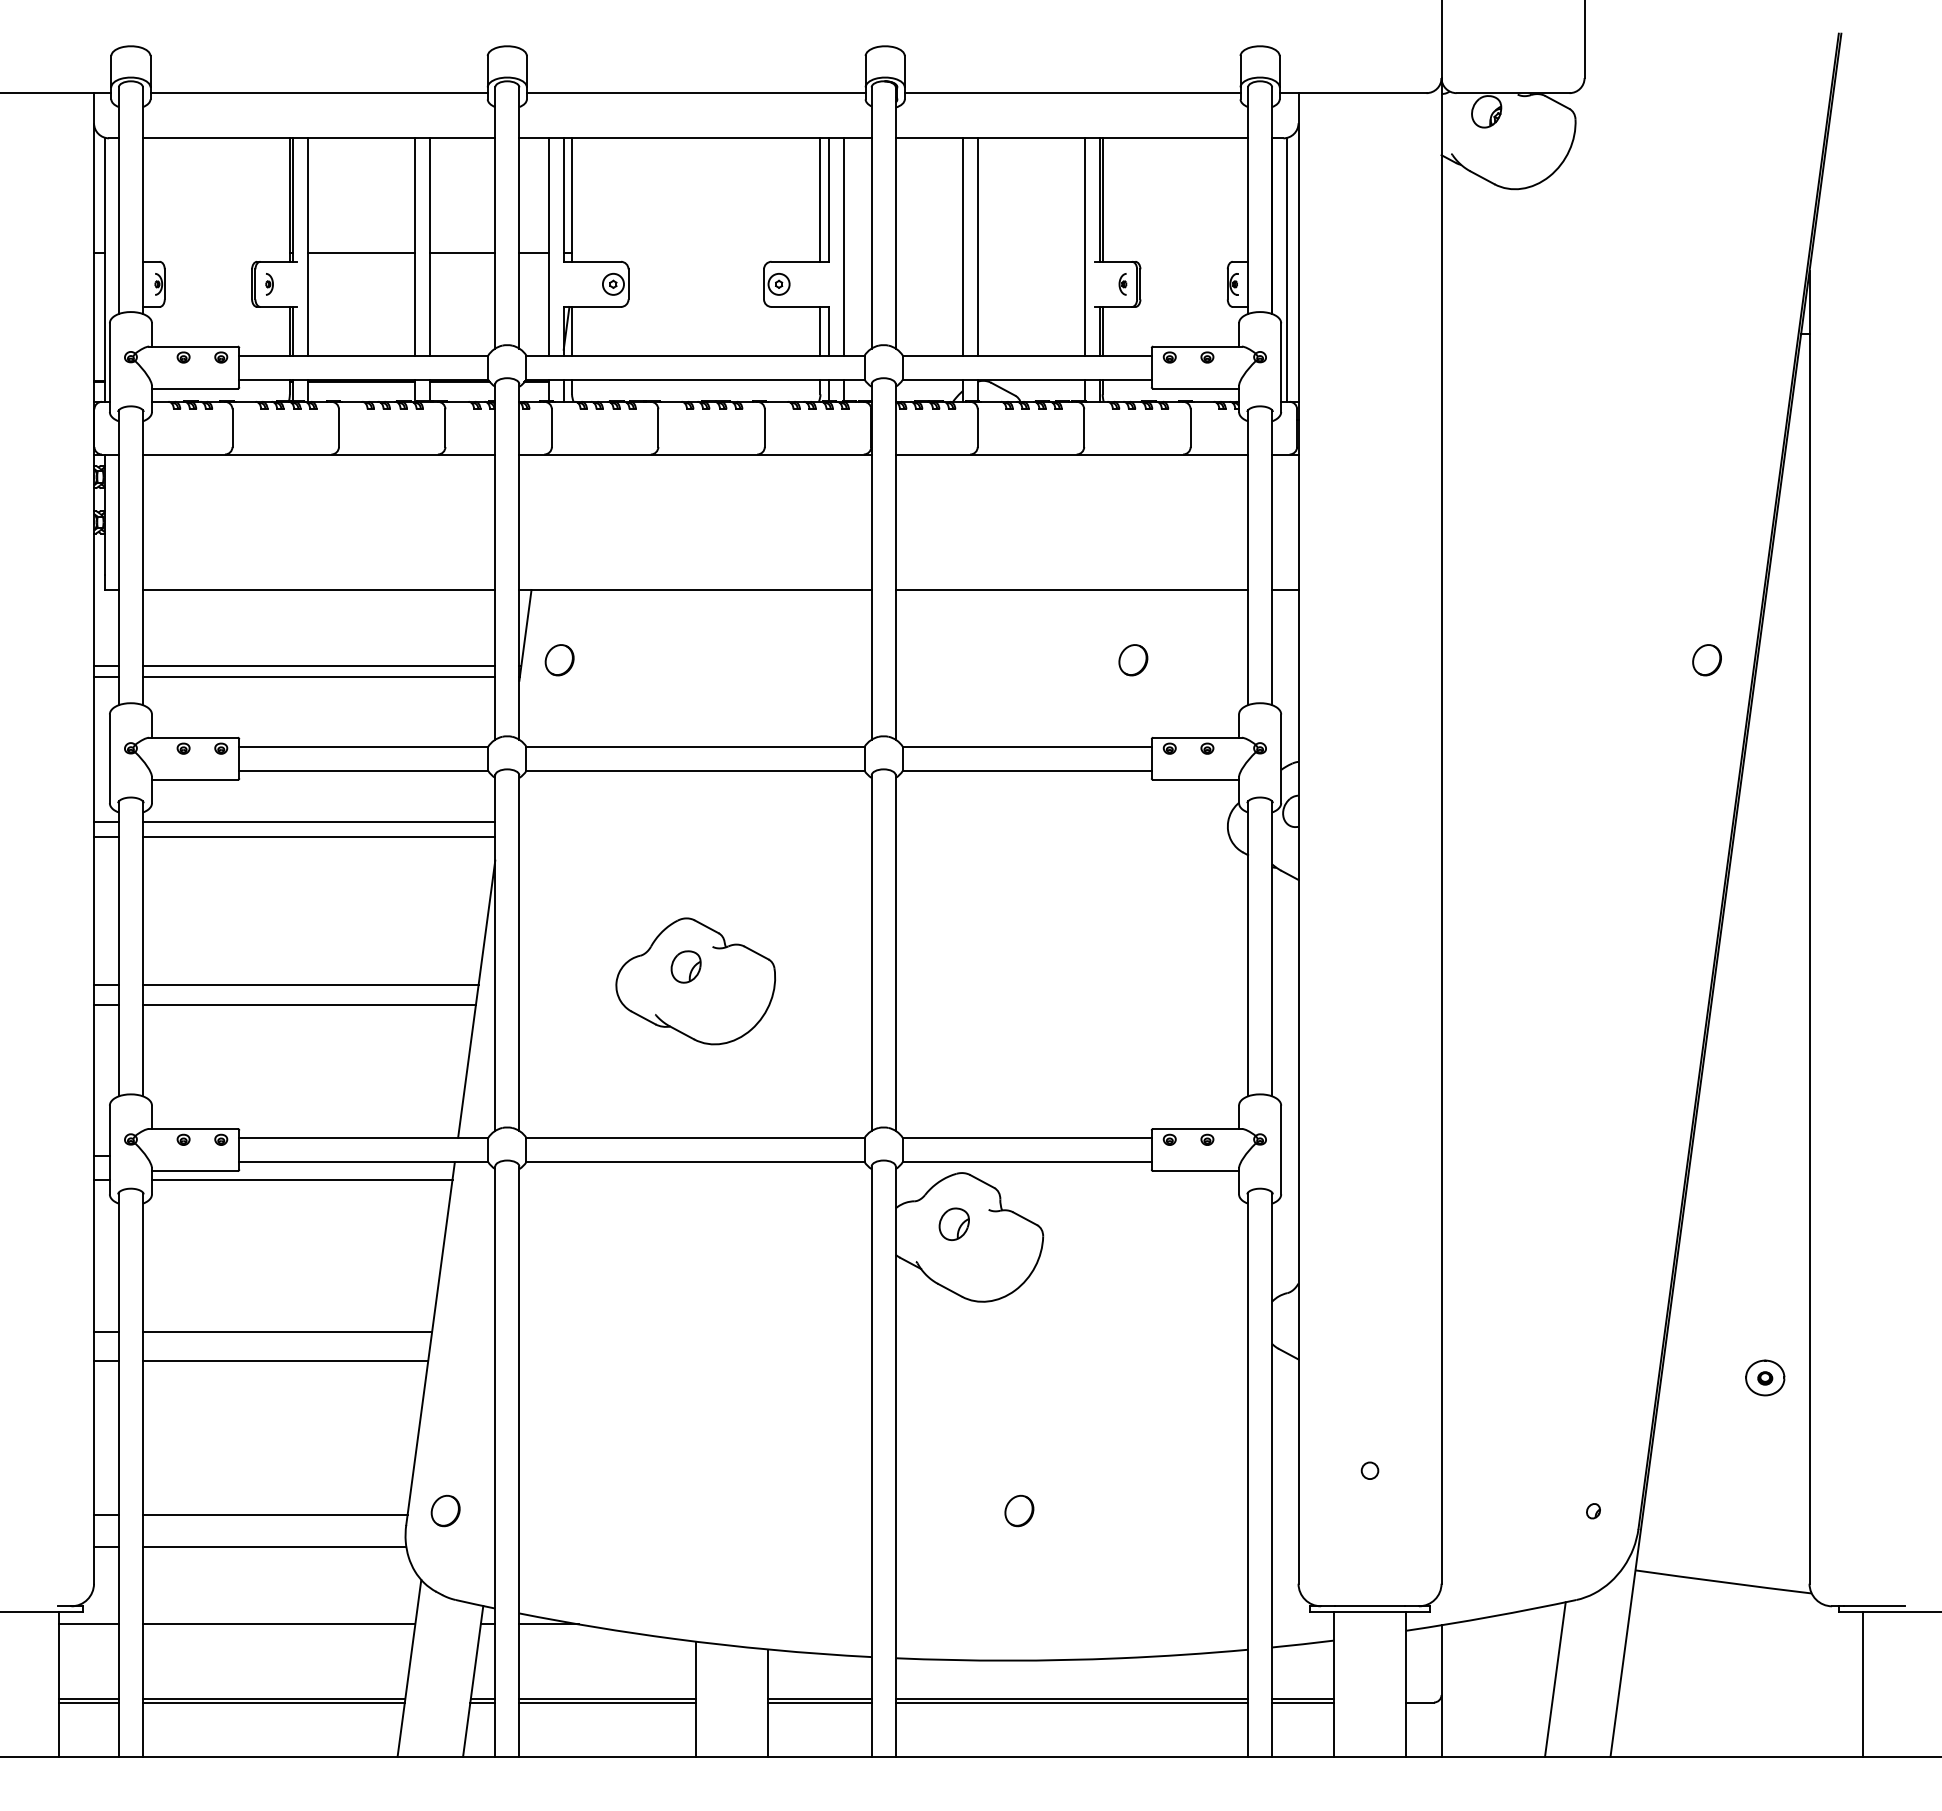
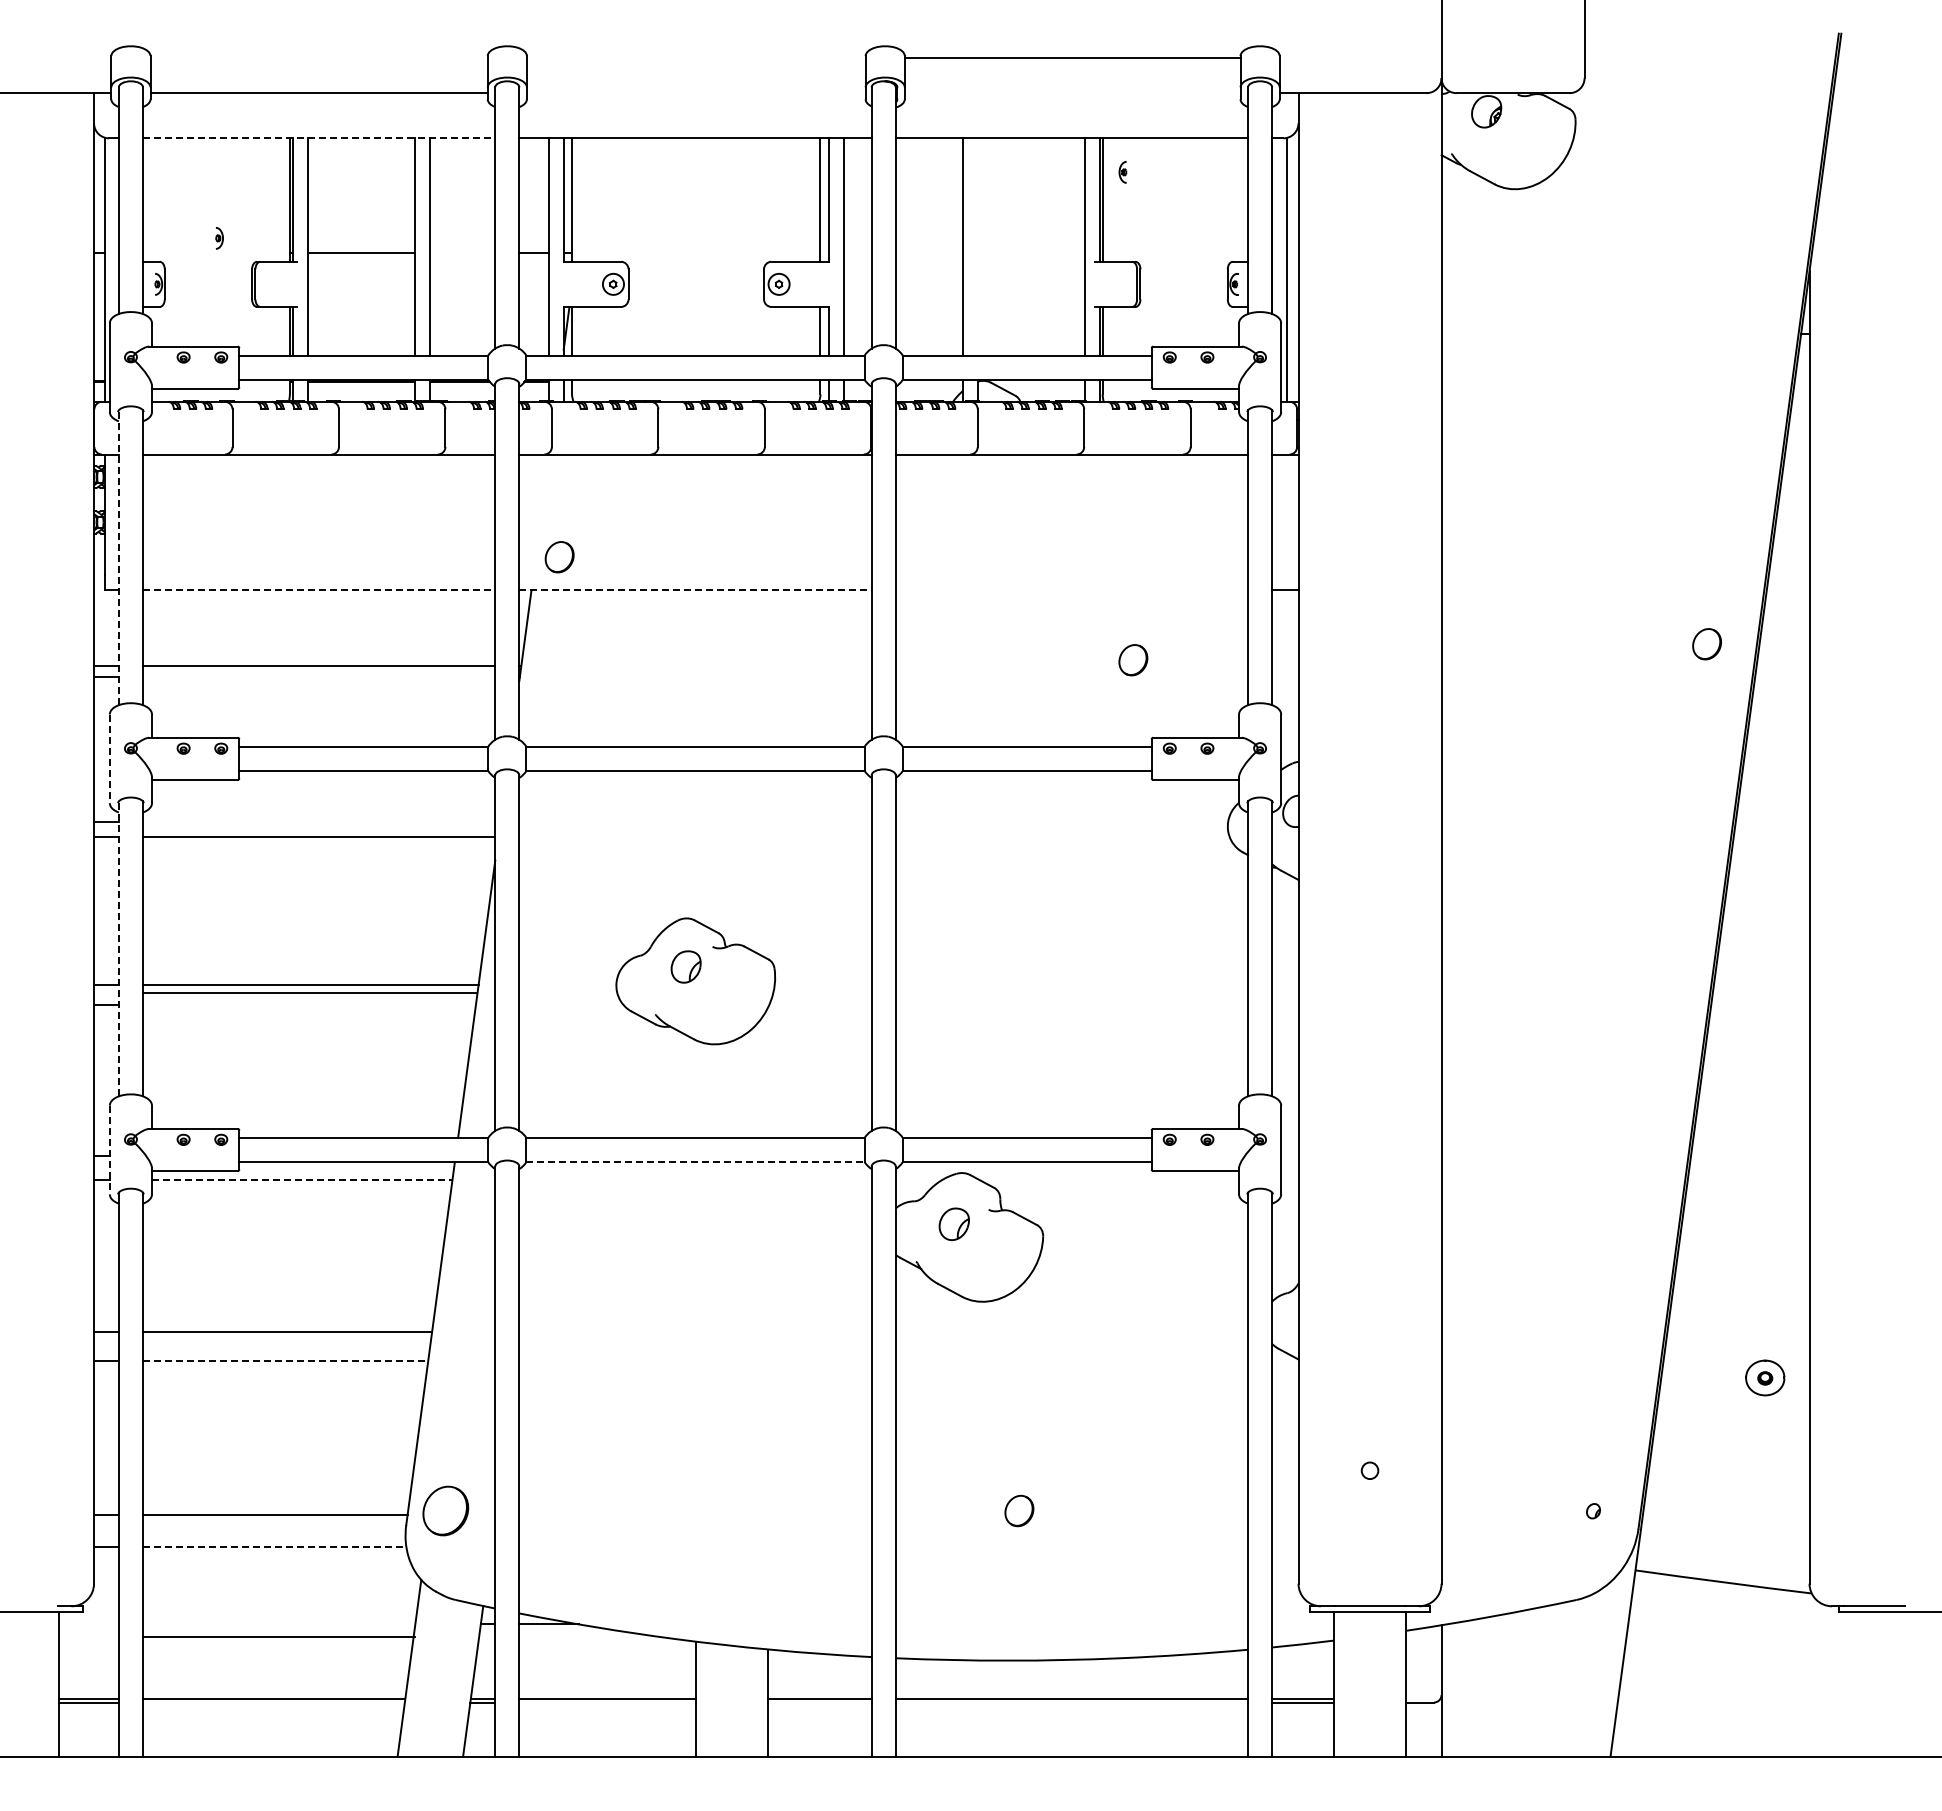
line: present -> none (695, 93)
line position: (1072, 93) -> (1072, 58) (1072, 58)
line: solid -> dashed (319, 138)
line: present -> none (977, 246)
line: present -> none (462, 253)
part position: (269, 284) -> (219, 238) (219, 238)
part position: (1122, 284) -> (1122, 172) (1122, 172)
line: solid -> dashed (118, 557)
line: solid -> dashed (319, 590)
line: solid -> dashed (696, 590)
line: present -> none (1071, 590)
part position: (559, 660) -> (559, 557) (559, 557)
part position: (1706, 660) -> (1706, 644) (1706, 644)
line: present -> none (318, 676)
line: solid -> dashed (109, 759)
line: present -> none (318, 821)
line: solid -> dashed (118, 948)
line position: (308, 1004) -> (308, 992) (308, 992)
line: solid -> dashed (109, 1150)
line: solid -> dashed (696, 1162)
line: solid -> dashed (302, 1179)
line: solid -> dashed (285, 1360)
part size: 31x34 px -> 48x52 px (445, 1510)
line: solid -> dashed (274, 1547)
line: present -> none (88, 1624)
line position: (278, 1624) -> (278, 1637) (278, 1637)
line: present -> none (1555, 1679)
line: present -> none (1862, 1684)
line: present -> none (273, 1702)
line: present -> none (607, 1702)
line: present -> none (819, 1702)
line: present -> none (1071, 1702)
